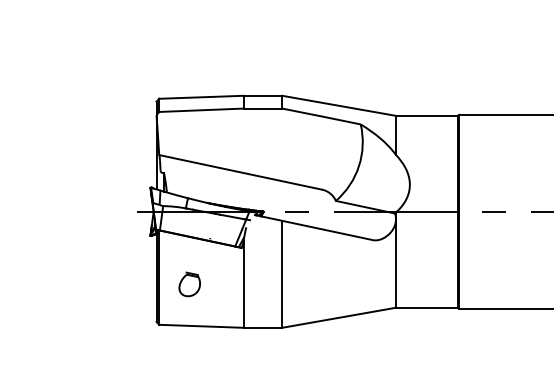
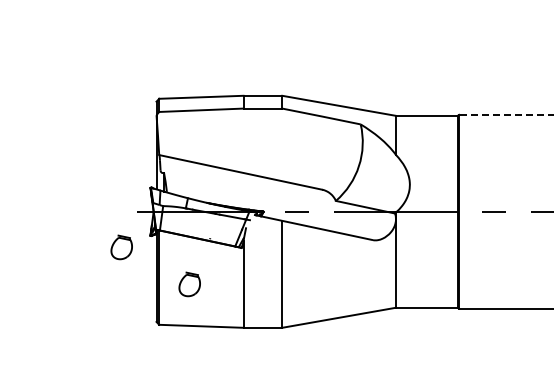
line: solid -> dashed (506, 114)
part: none -> present (121, 247)
